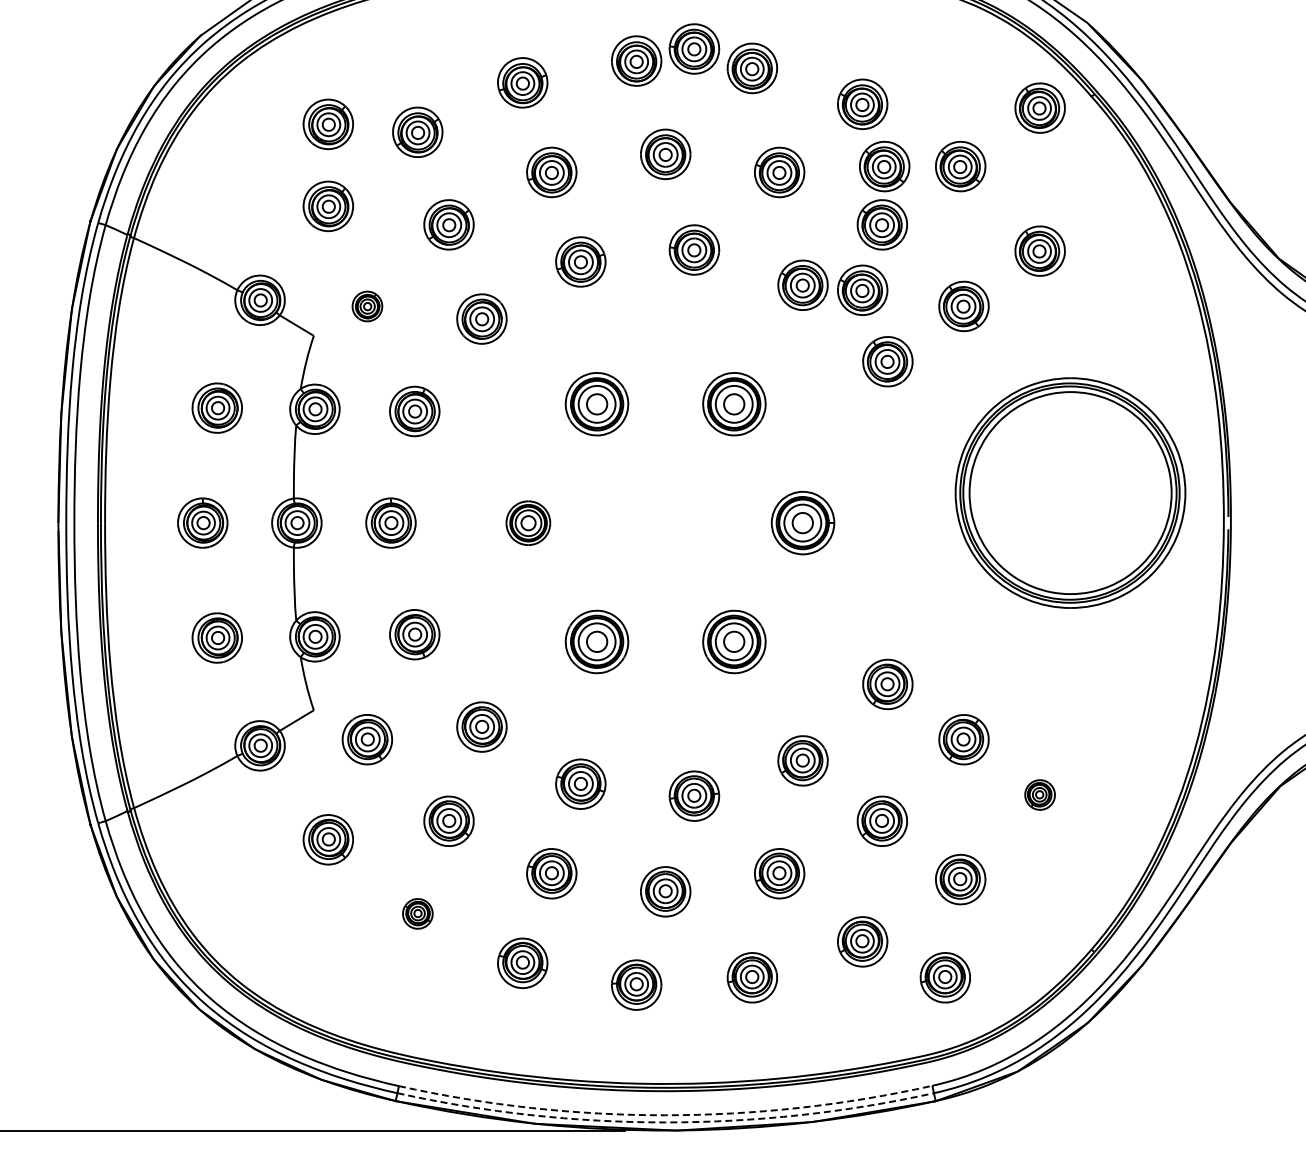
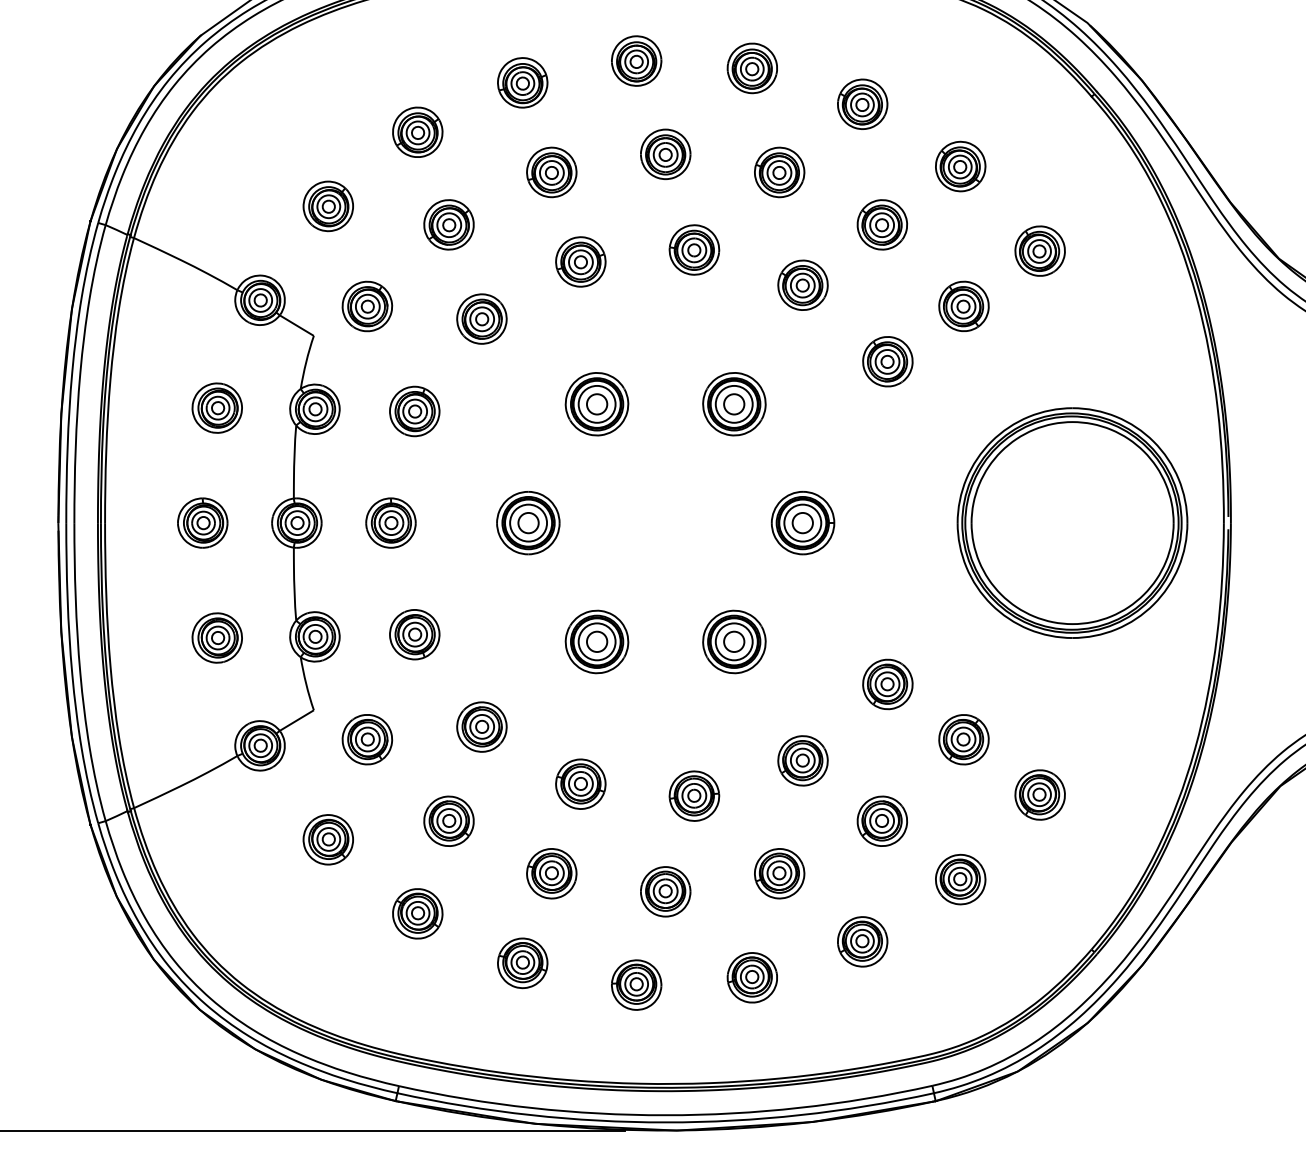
part: present -> none (694, 48)
part: present -> none (1039, 107)
part: present -> none (327, 124)
part: present -> none (884, 166)
part: present -> none (862, 289)
part size: 33x33 px -> 53x53 px (367, 306)
part position: (1070, 492) -> (1072, 522) (1072, 522)
part size: 47x46 px -> 65x65 px (528, 523)
part size: 32x32 px -> 52x52 px (1039, 794)
part size: 32x32 px -> 52x52 px (417, 913)
part: present -> none (944, 977)
arc: dashed -> solid (665, 1115)
arc: dashed -> solid (665, 1122)
